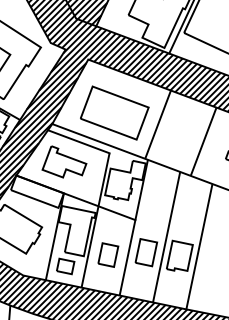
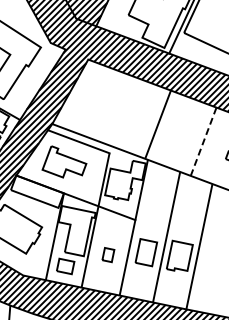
part: present -> none (114, 112)
line: solid -> dashed (203, 142)
part size: 23x26 px -> 15x17 px (108, 255)
